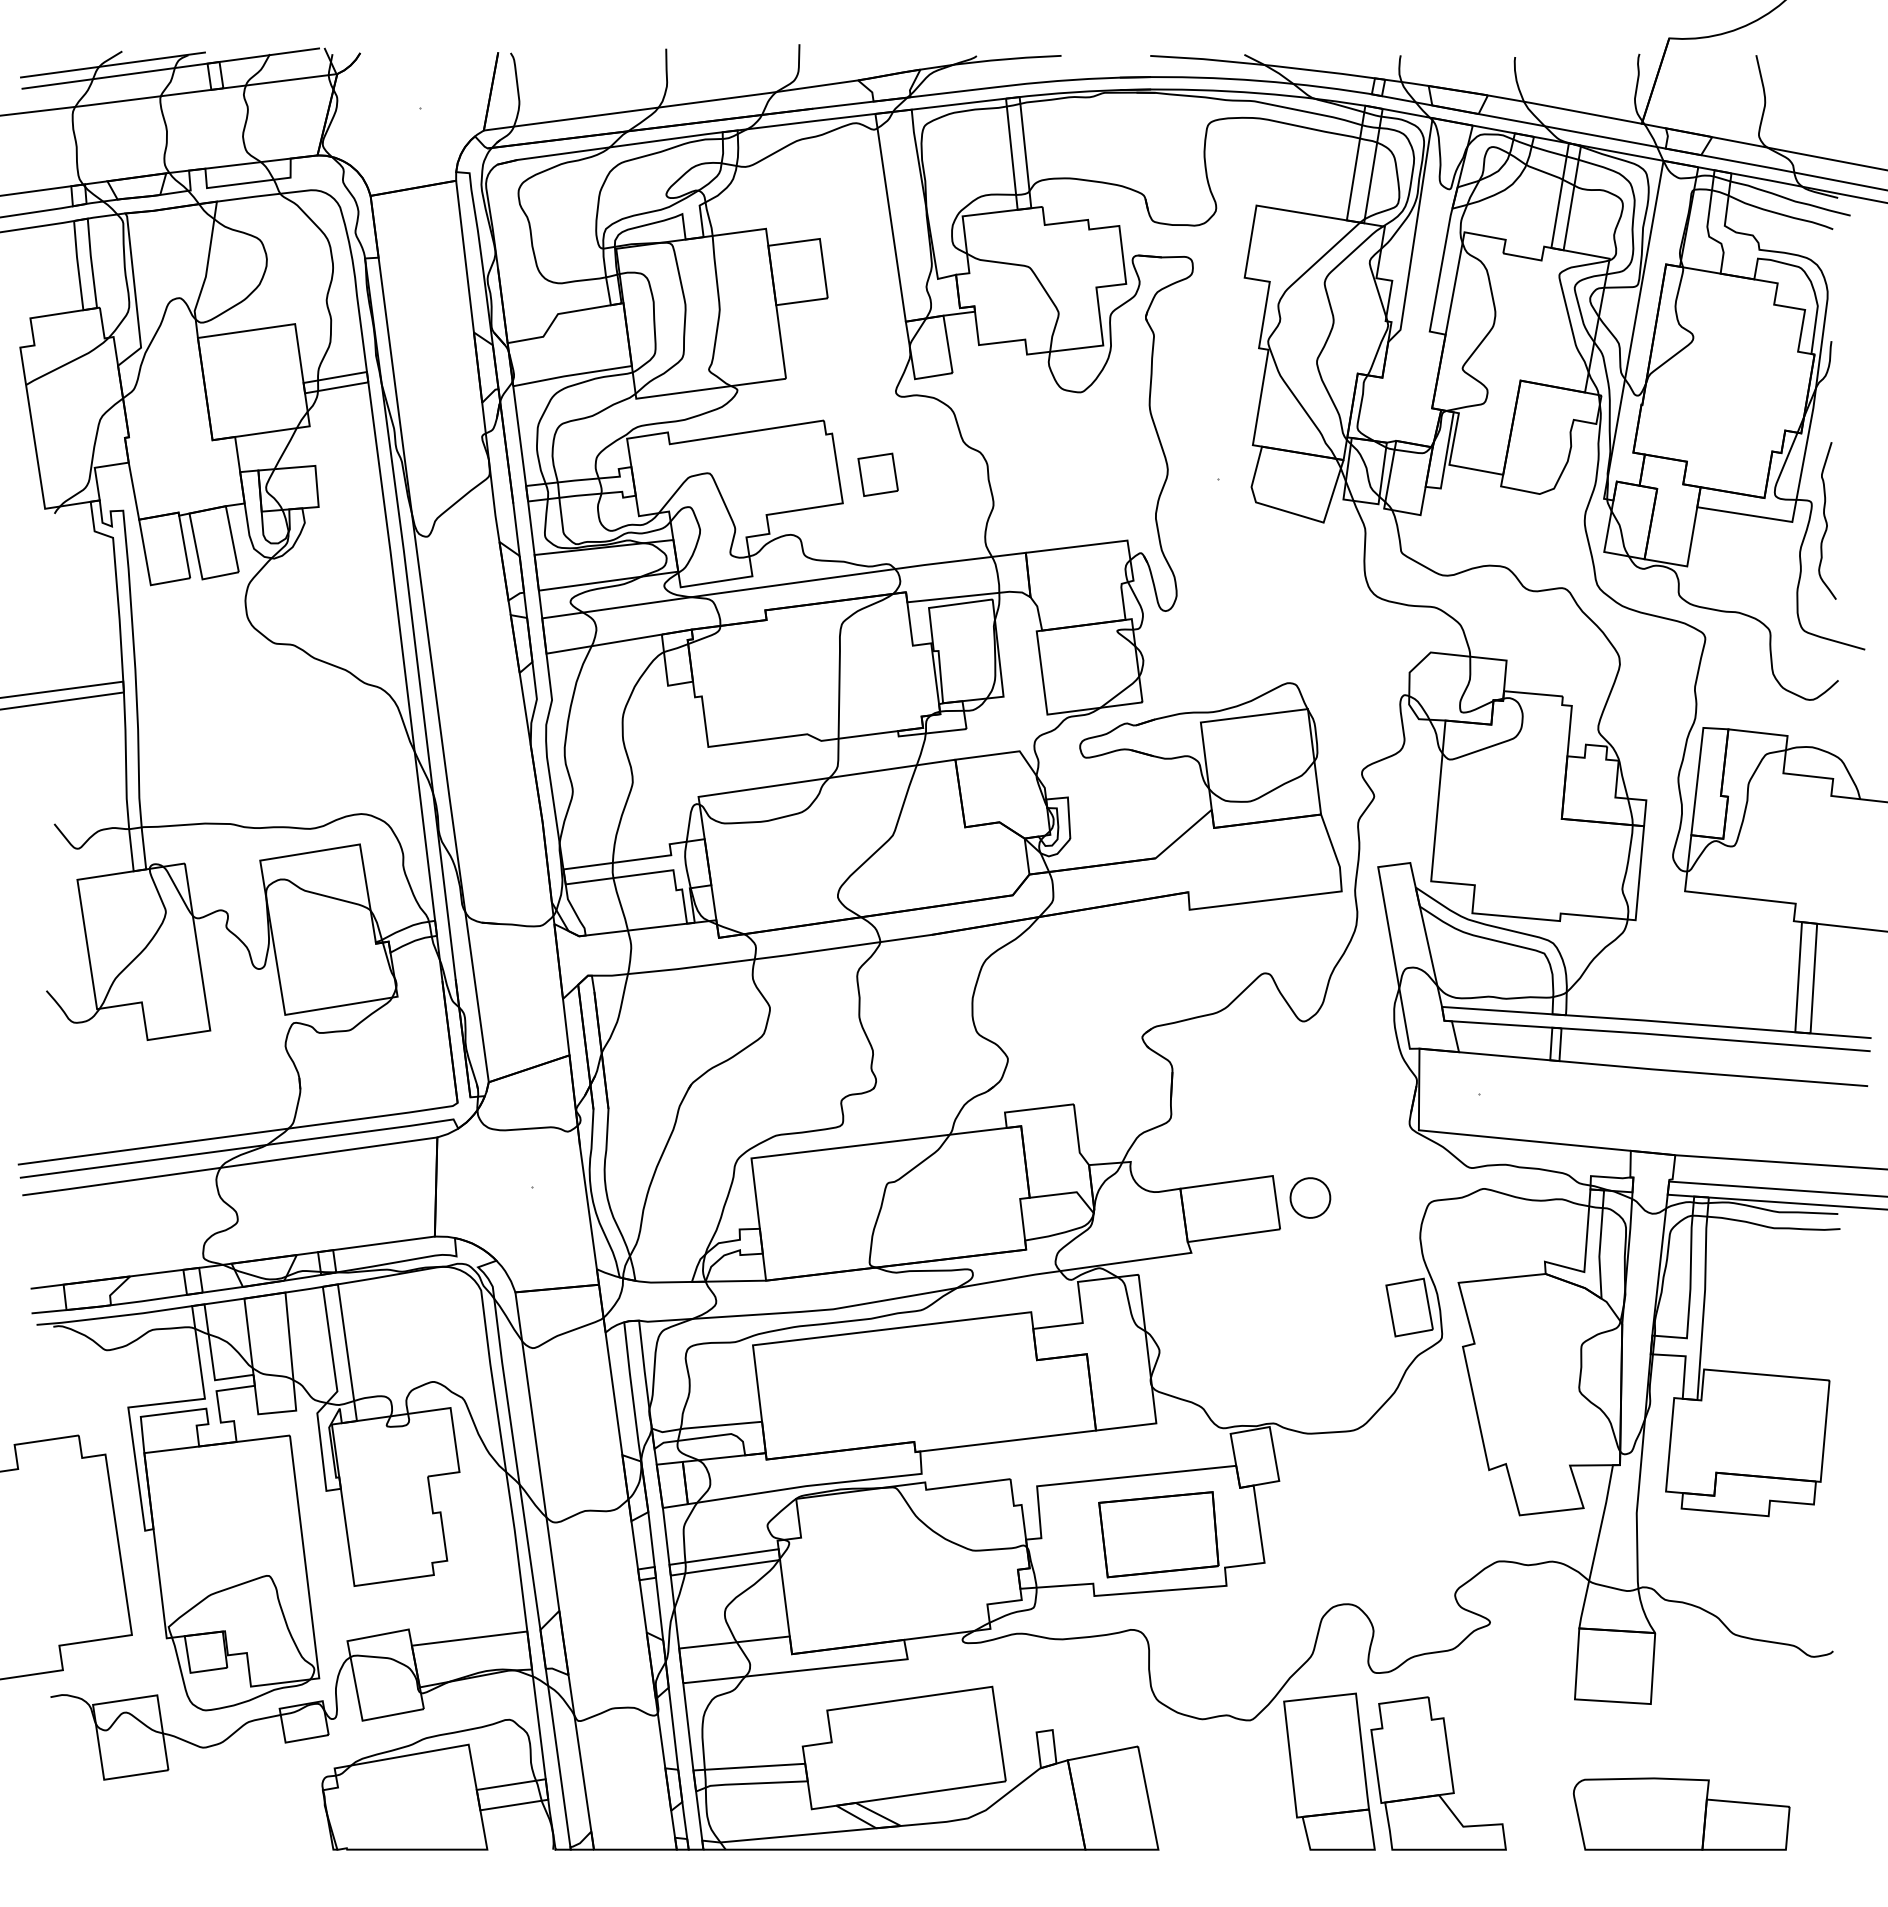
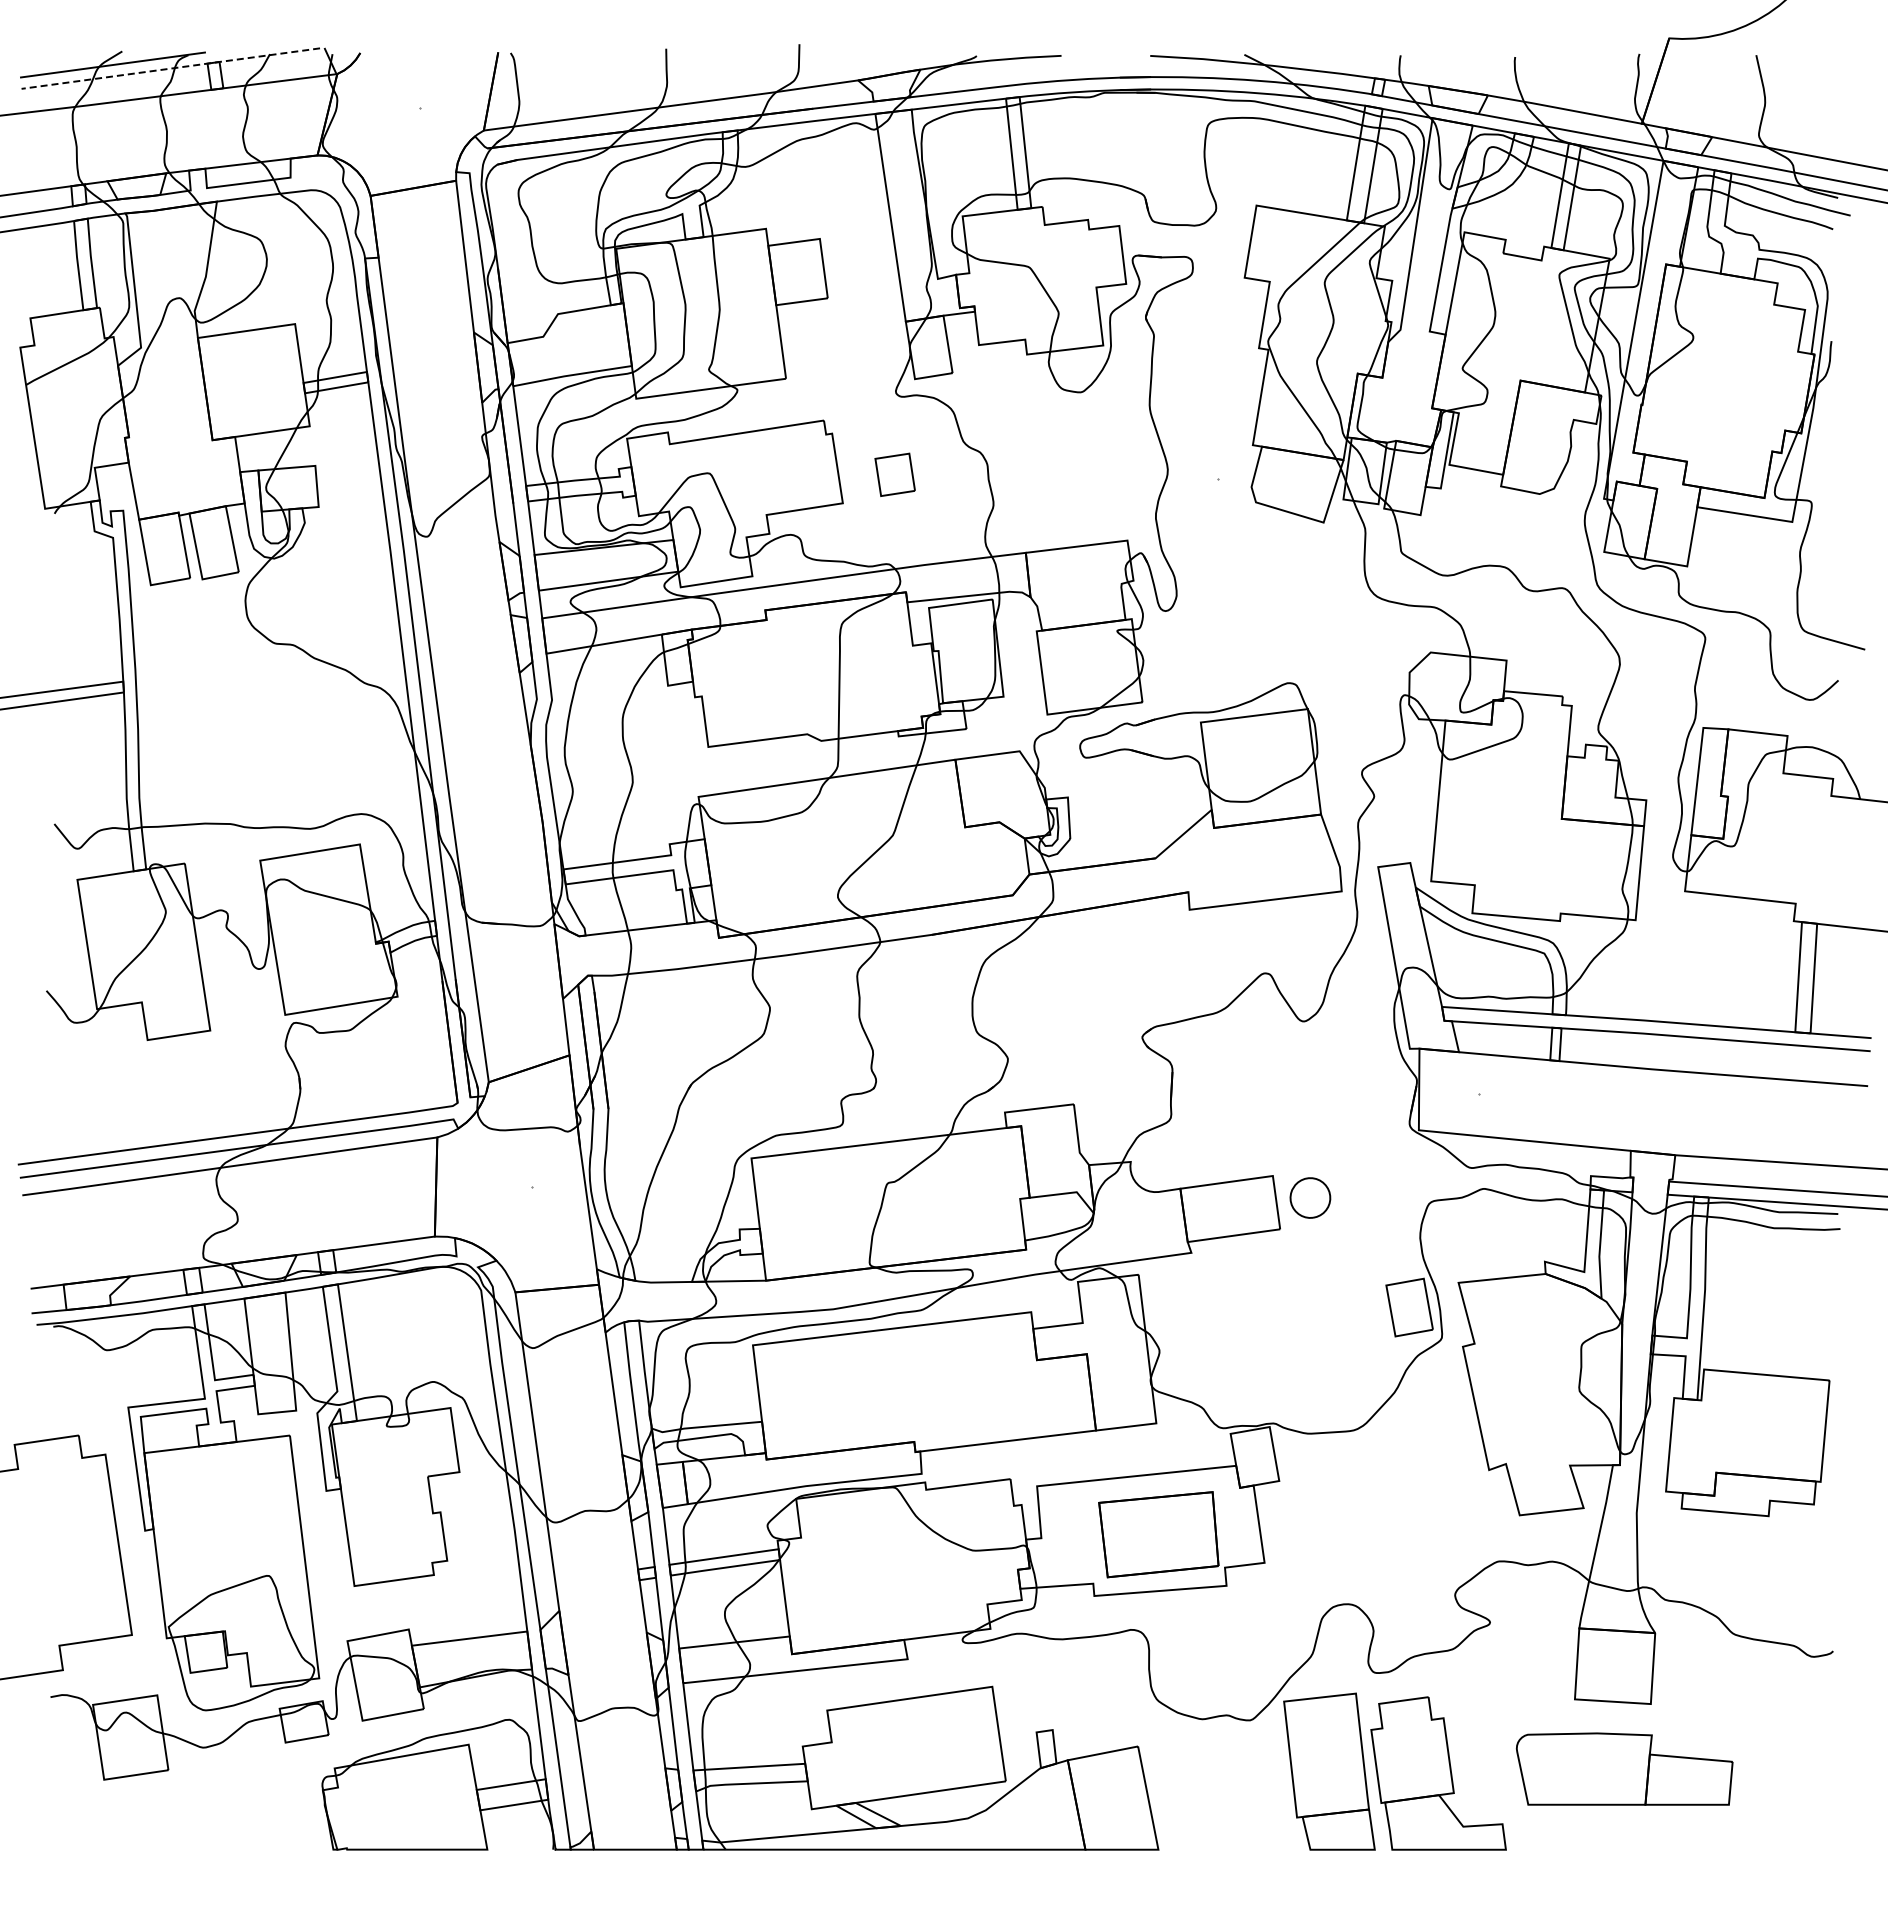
line: solid -> dashed (171, 68)
part position: (877, 474) -> (894, 474) (894, 474)
curve: present -> none (1826, 520)
part position: (1681, 1813) -> (1624, 1768) (1624, 1768)
